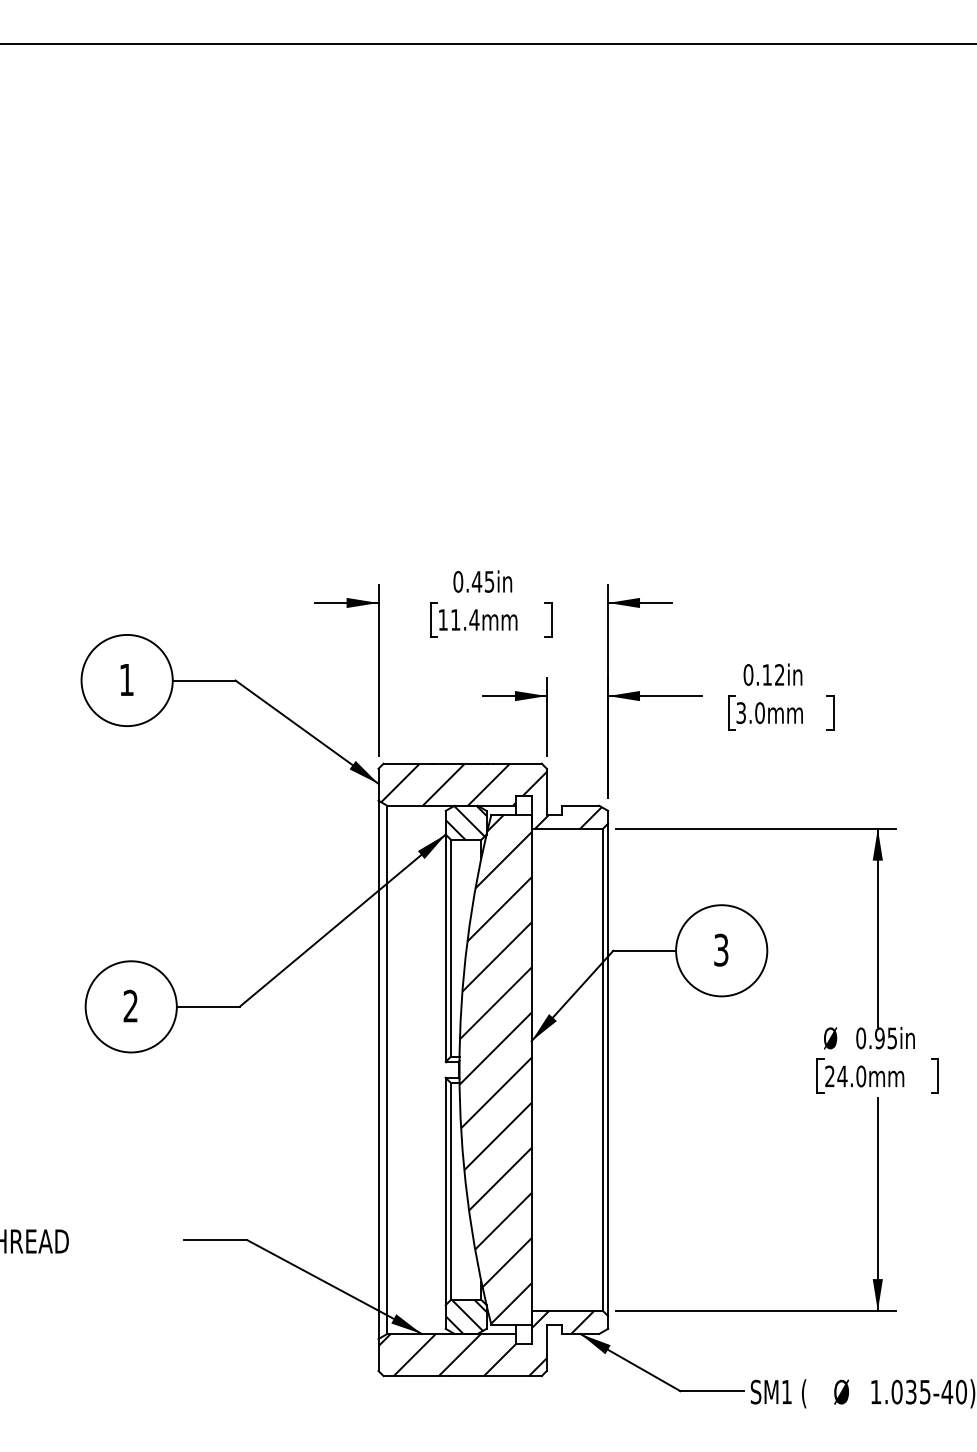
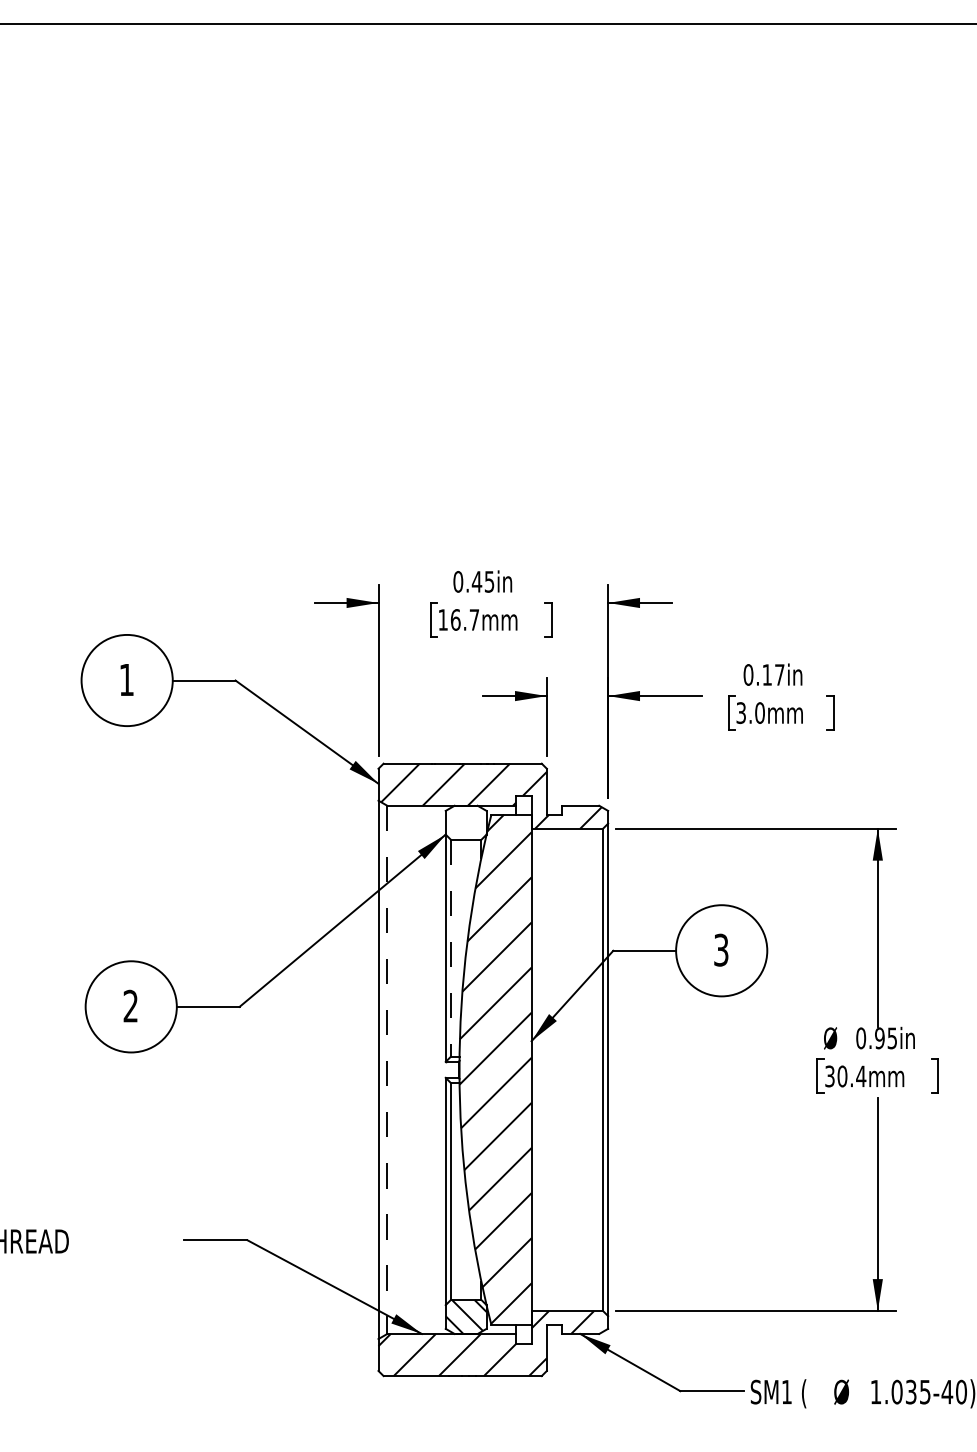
line position: (487, 43) -> (487, 23) (487, 23)
text: 11.4mm -> 16.7mm (464, 619)
text: 0.12in -> 0.17in (779, 674)
hatch: present -> none (465, 822)
line: solid -> dashed (450, 948)
line: solid -> dashed (387, 1070)
text: 24.0mm -> 30.4mm (845, 1076)
